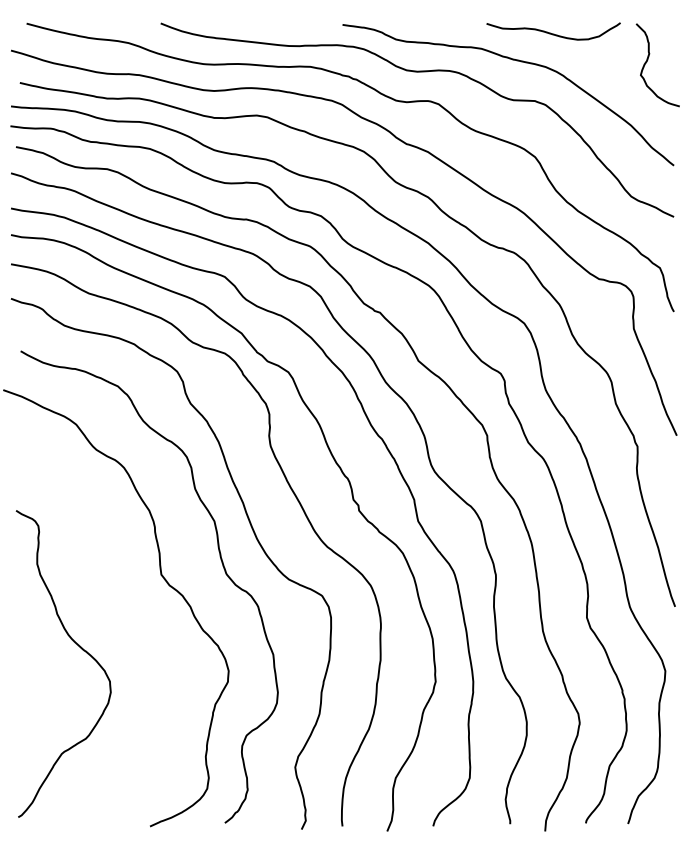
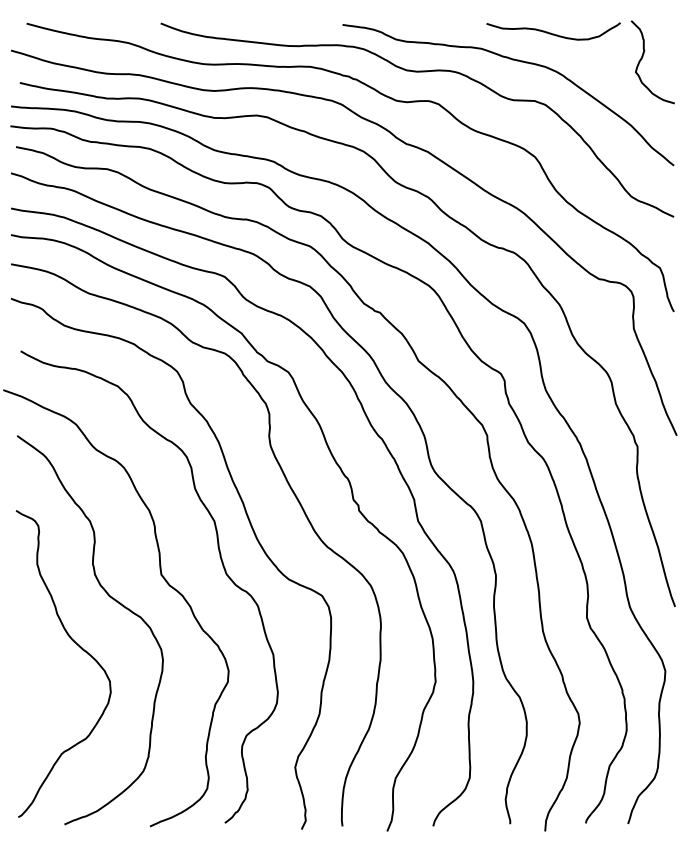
curve position: (648, 60) -> (643, 57) (643, 57)
curve: none -> present (109, 597)
